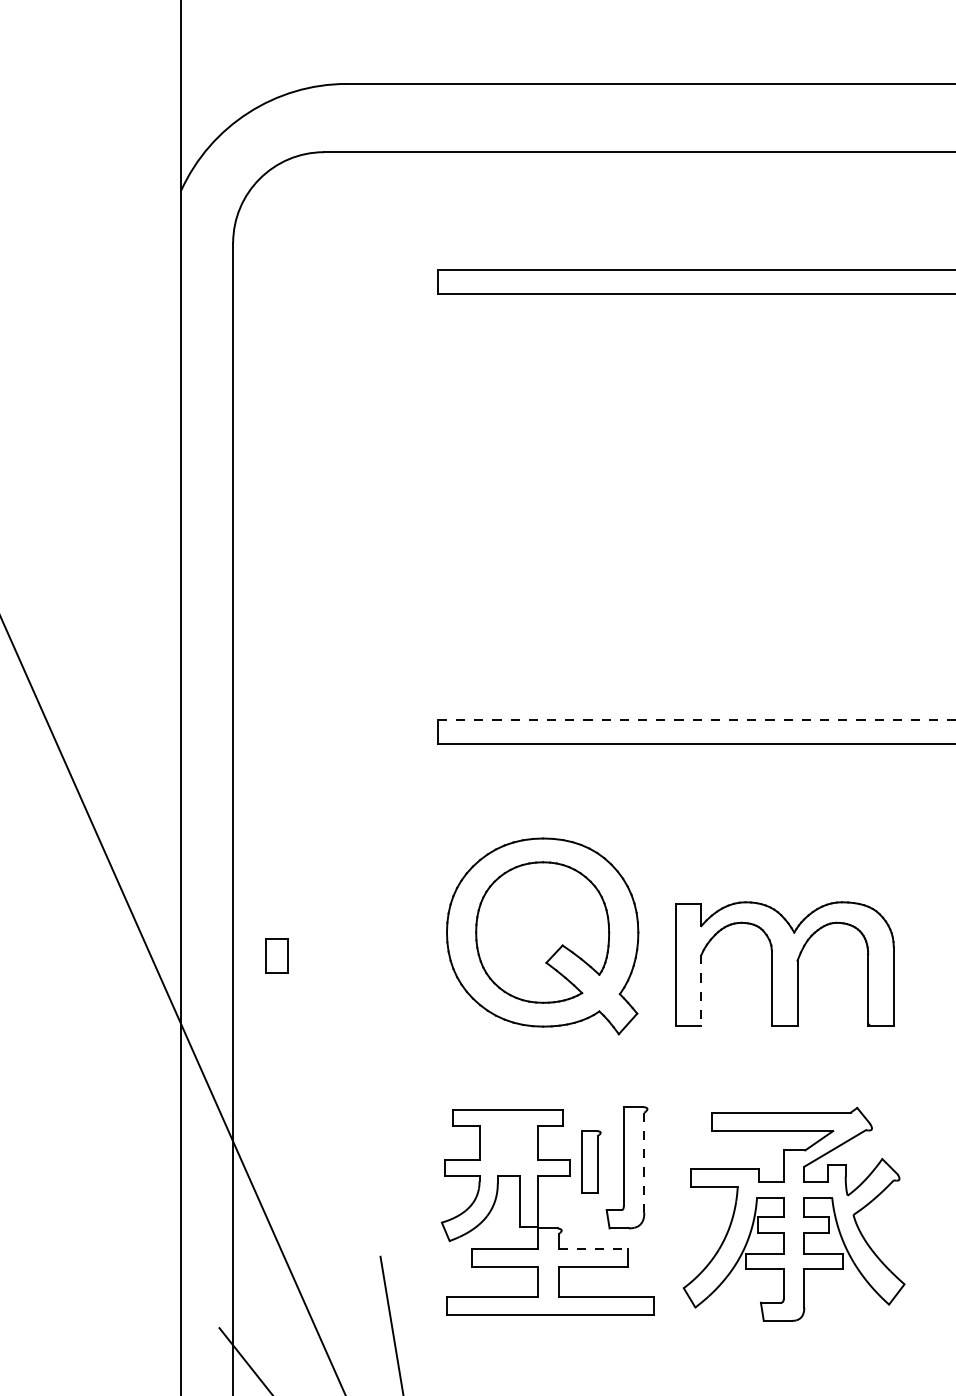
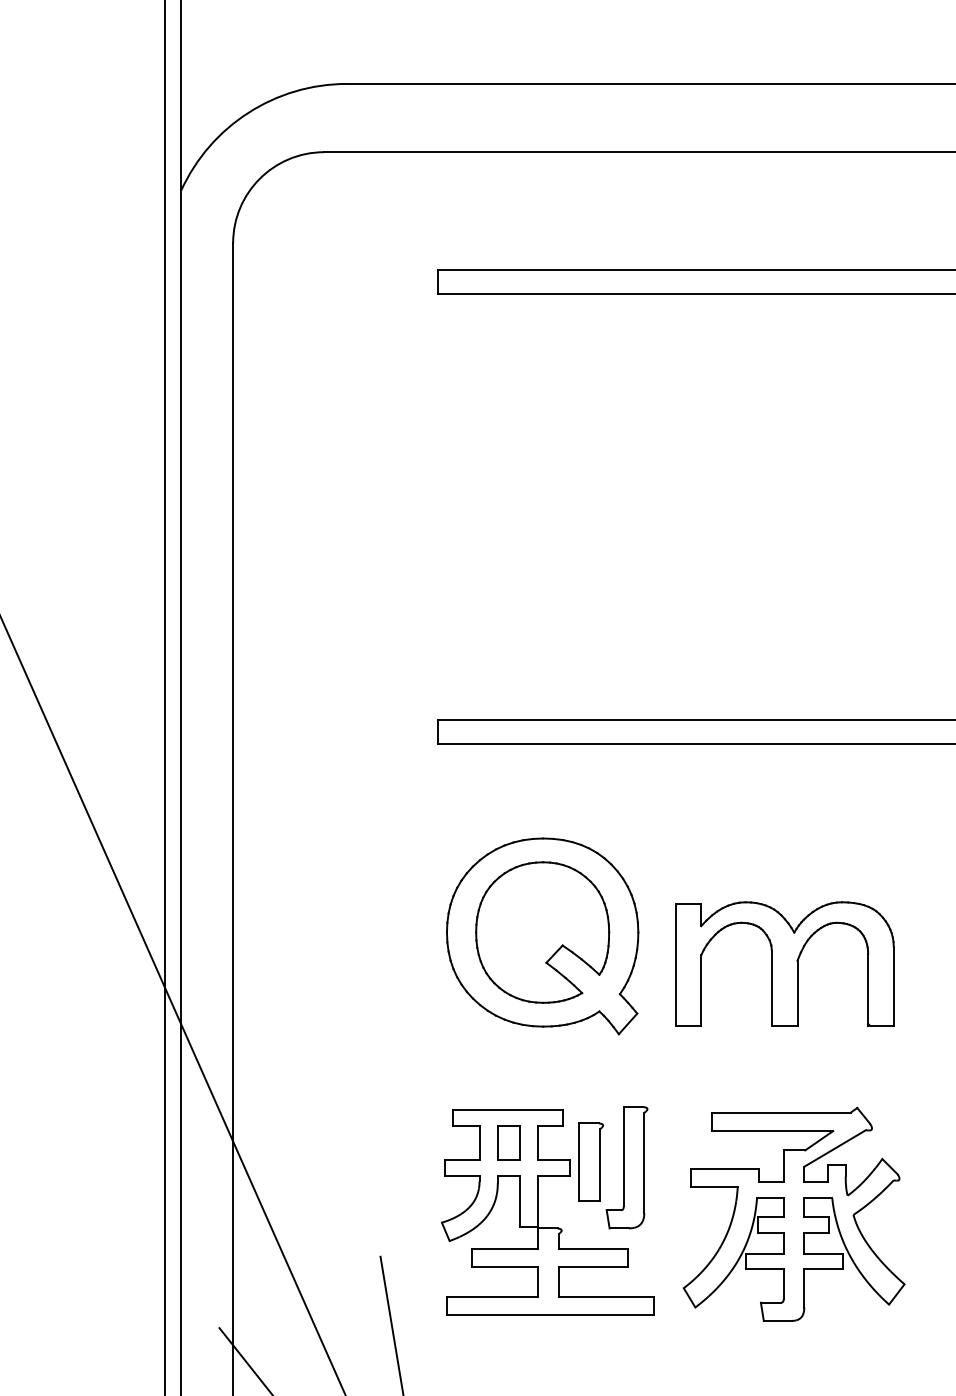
line: none -> present (164, 697)
line: dashed -> solid (696, 720)
part position: (276, 955) -> (508, 1142) (508, 1142)
line: dashed -> solid (701, 990)
part size: 21x64 px -> 26x80 px (590, 1161)
line: dashed -> solid (644, 1163)
line: dashed -> solid (593, 1248)
